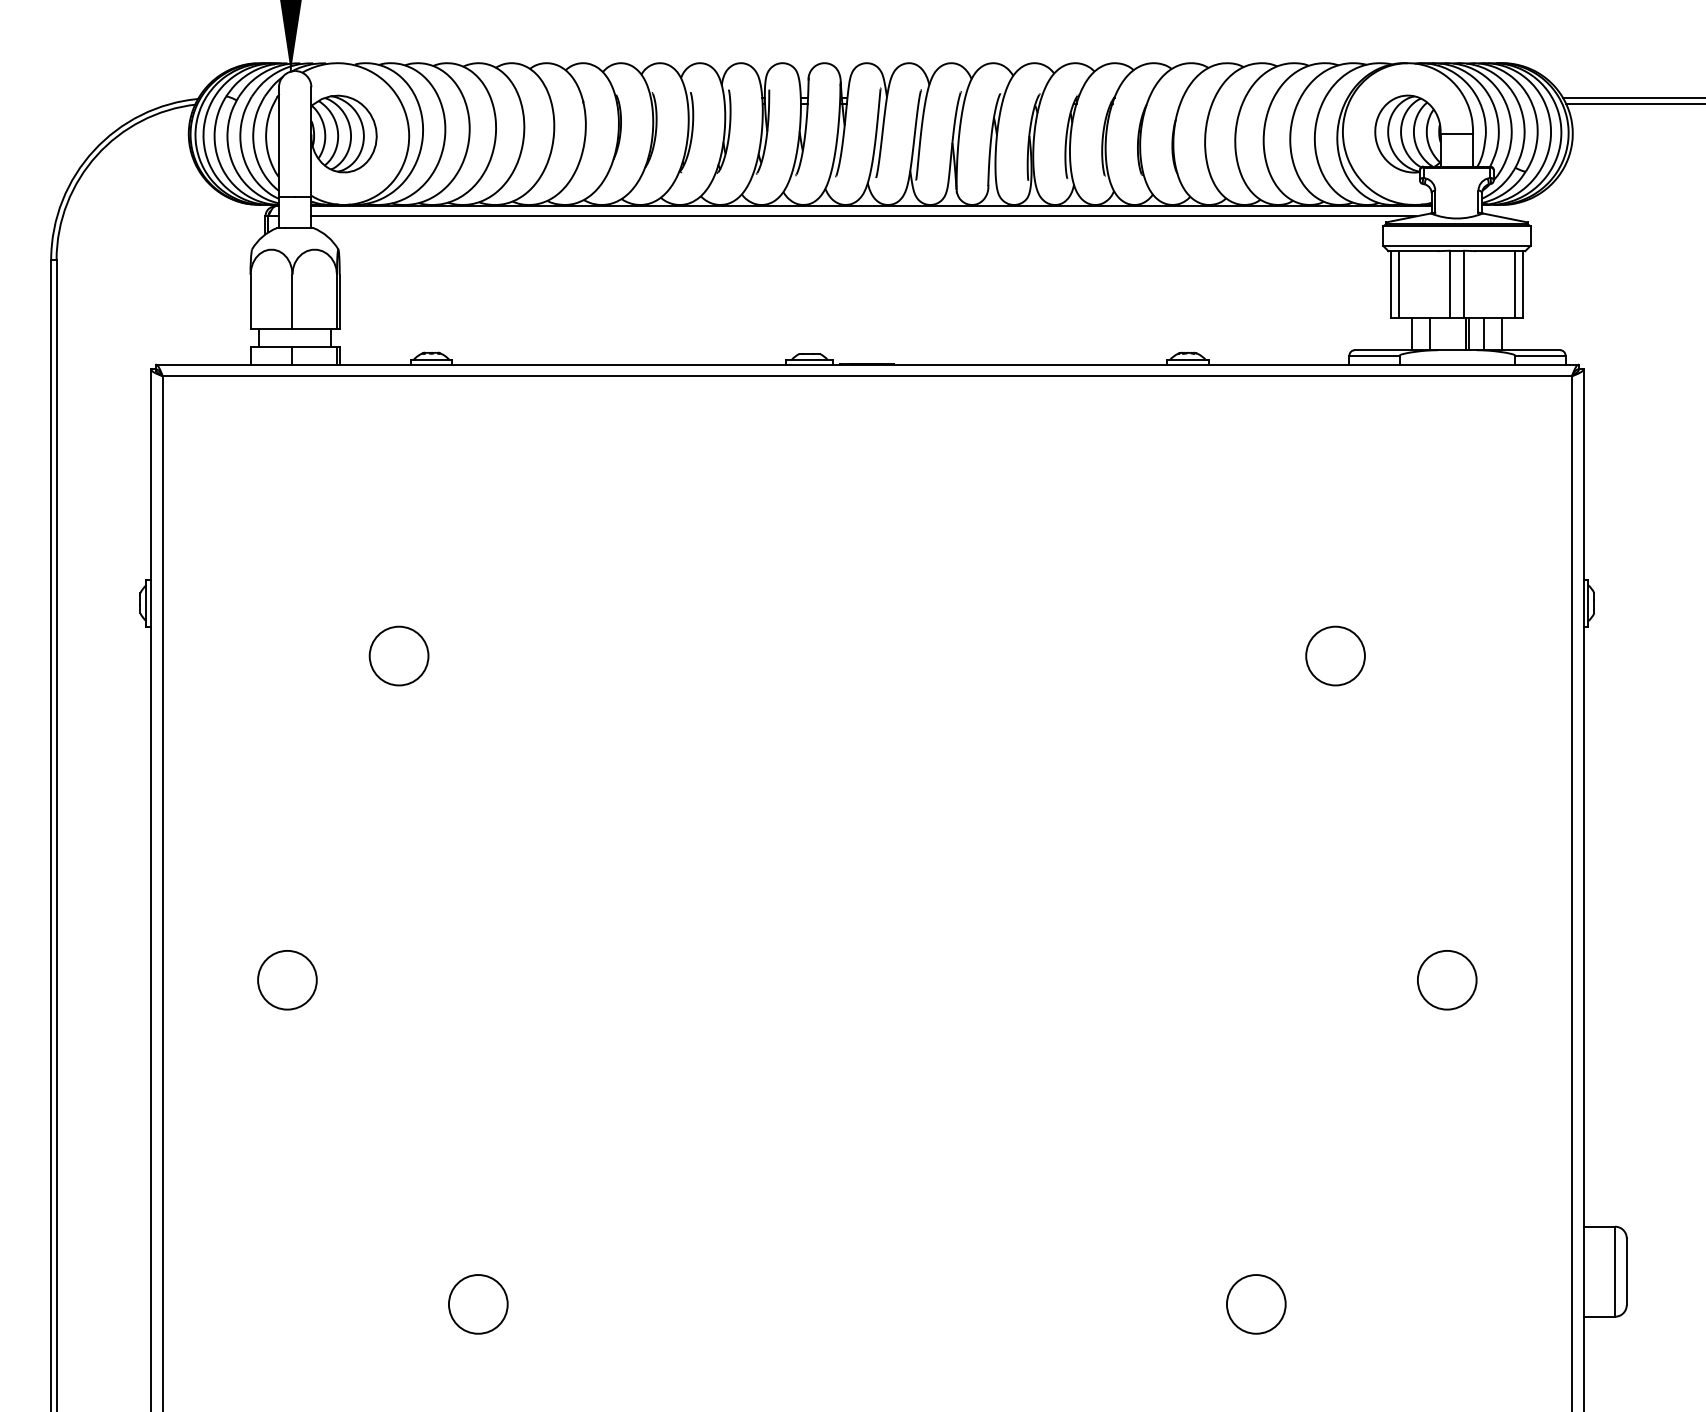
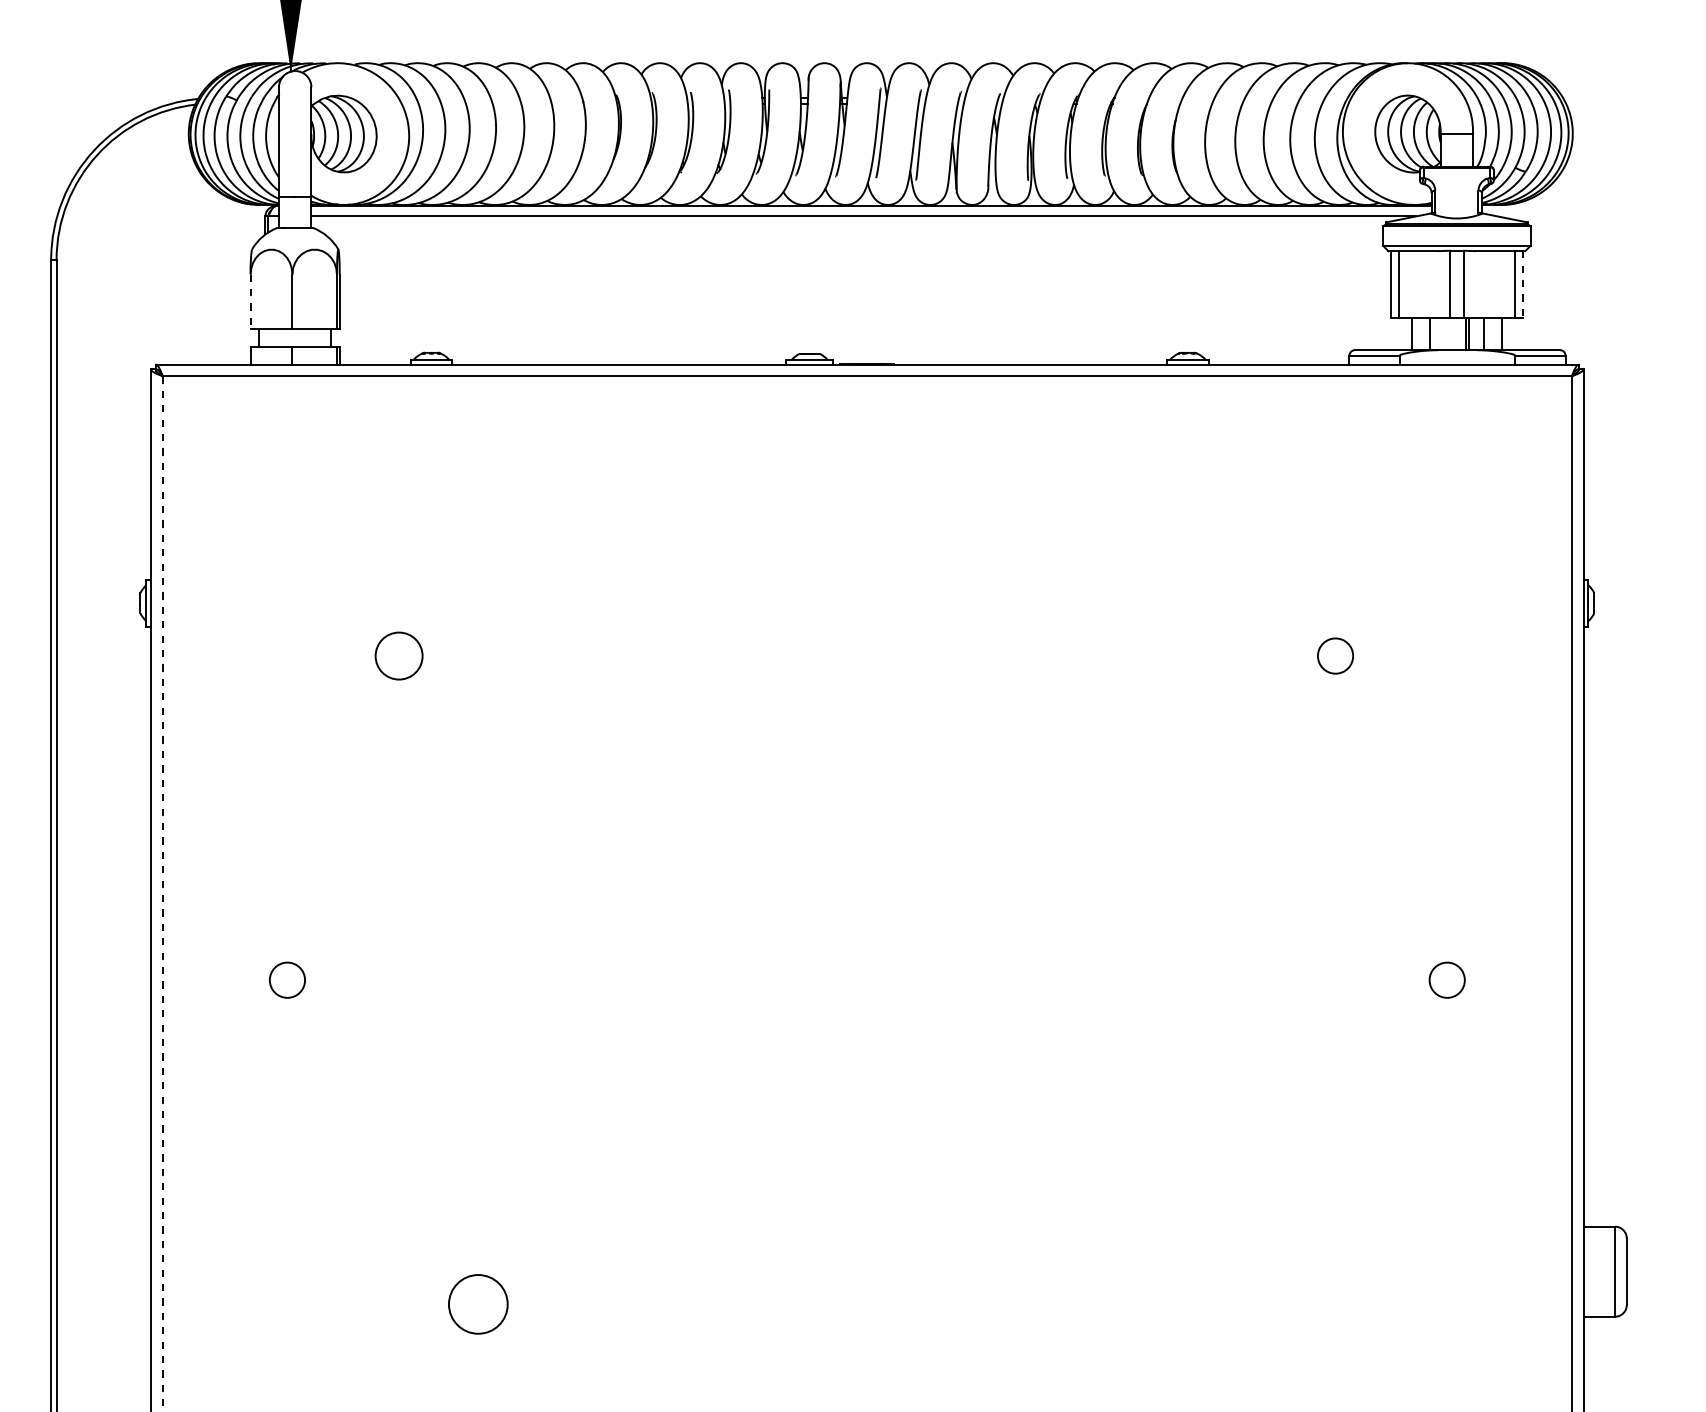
line: present -> none (1632, 98)
line: present -> none (1633, 103)
line: solid -> dashed (1522, 284)
line: solid -> dashed (250, 302)
circle diameter: 59 px -> 47 px (398, 655)
circle diameter: 59 px -> 35 px (1335, 655)
line: solid -> dashed (162, 894)
circle diameter: 59 px -> 35 px (287, 979)
circle diameter: 59 px -> 35 px (1446, 979)
circle: present -> none (1256, 1304)
